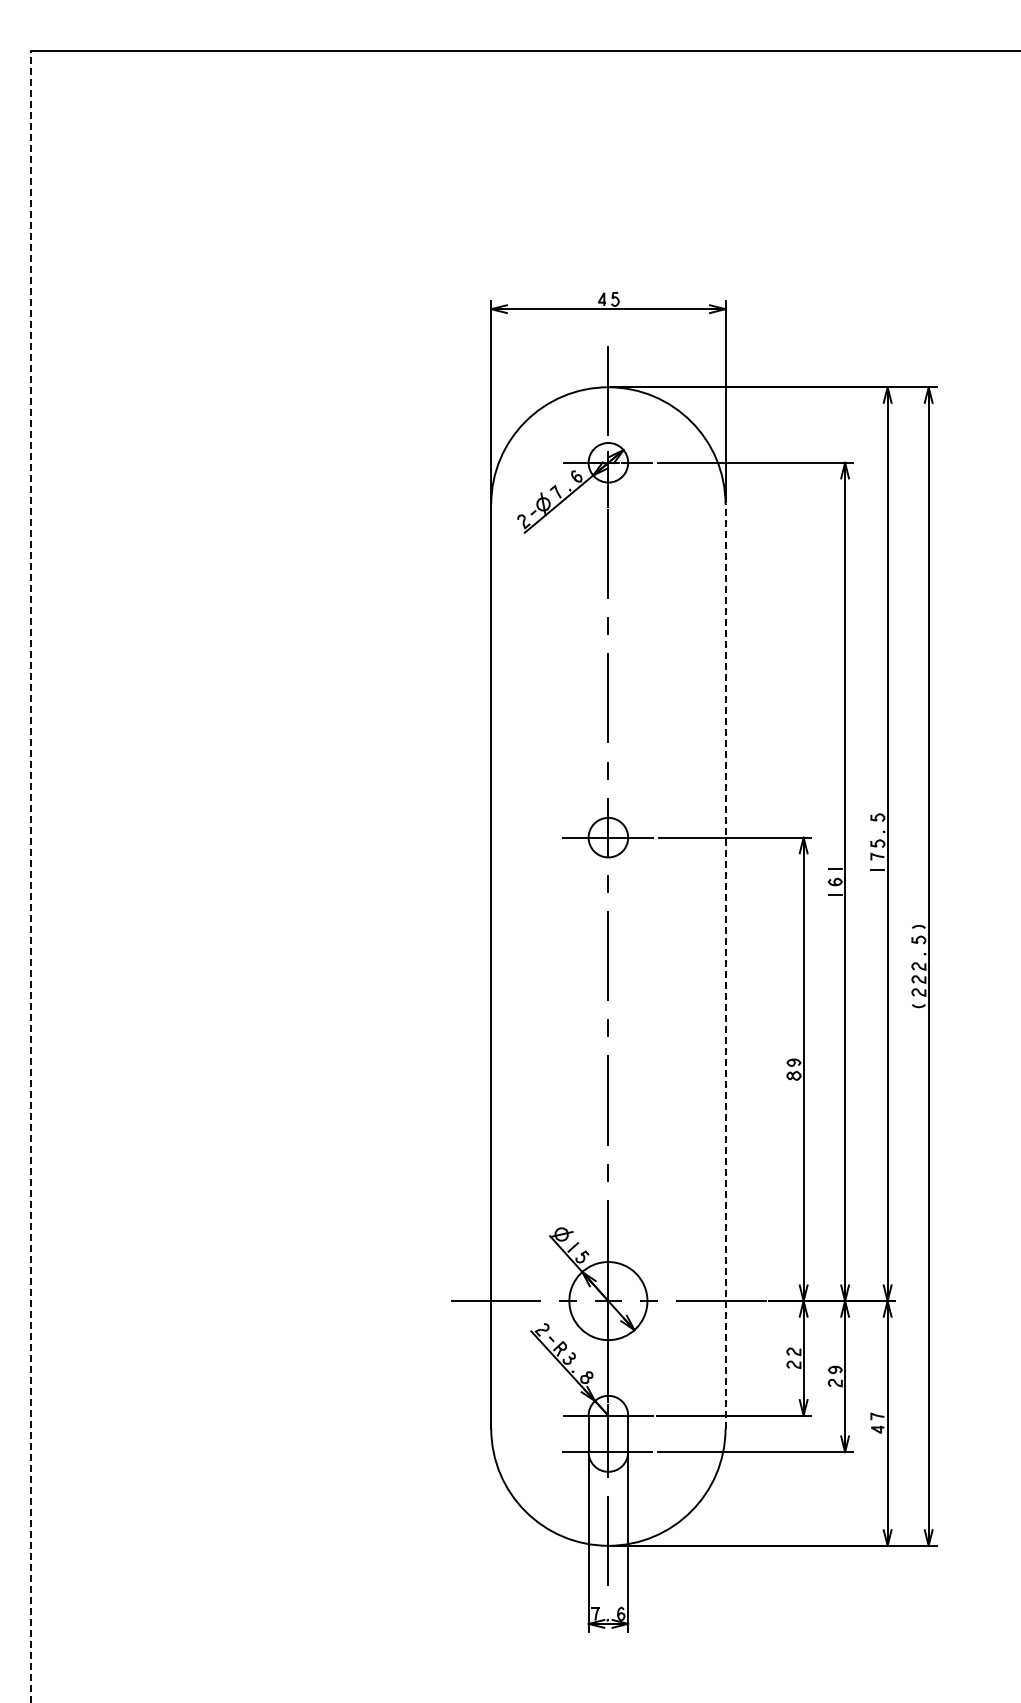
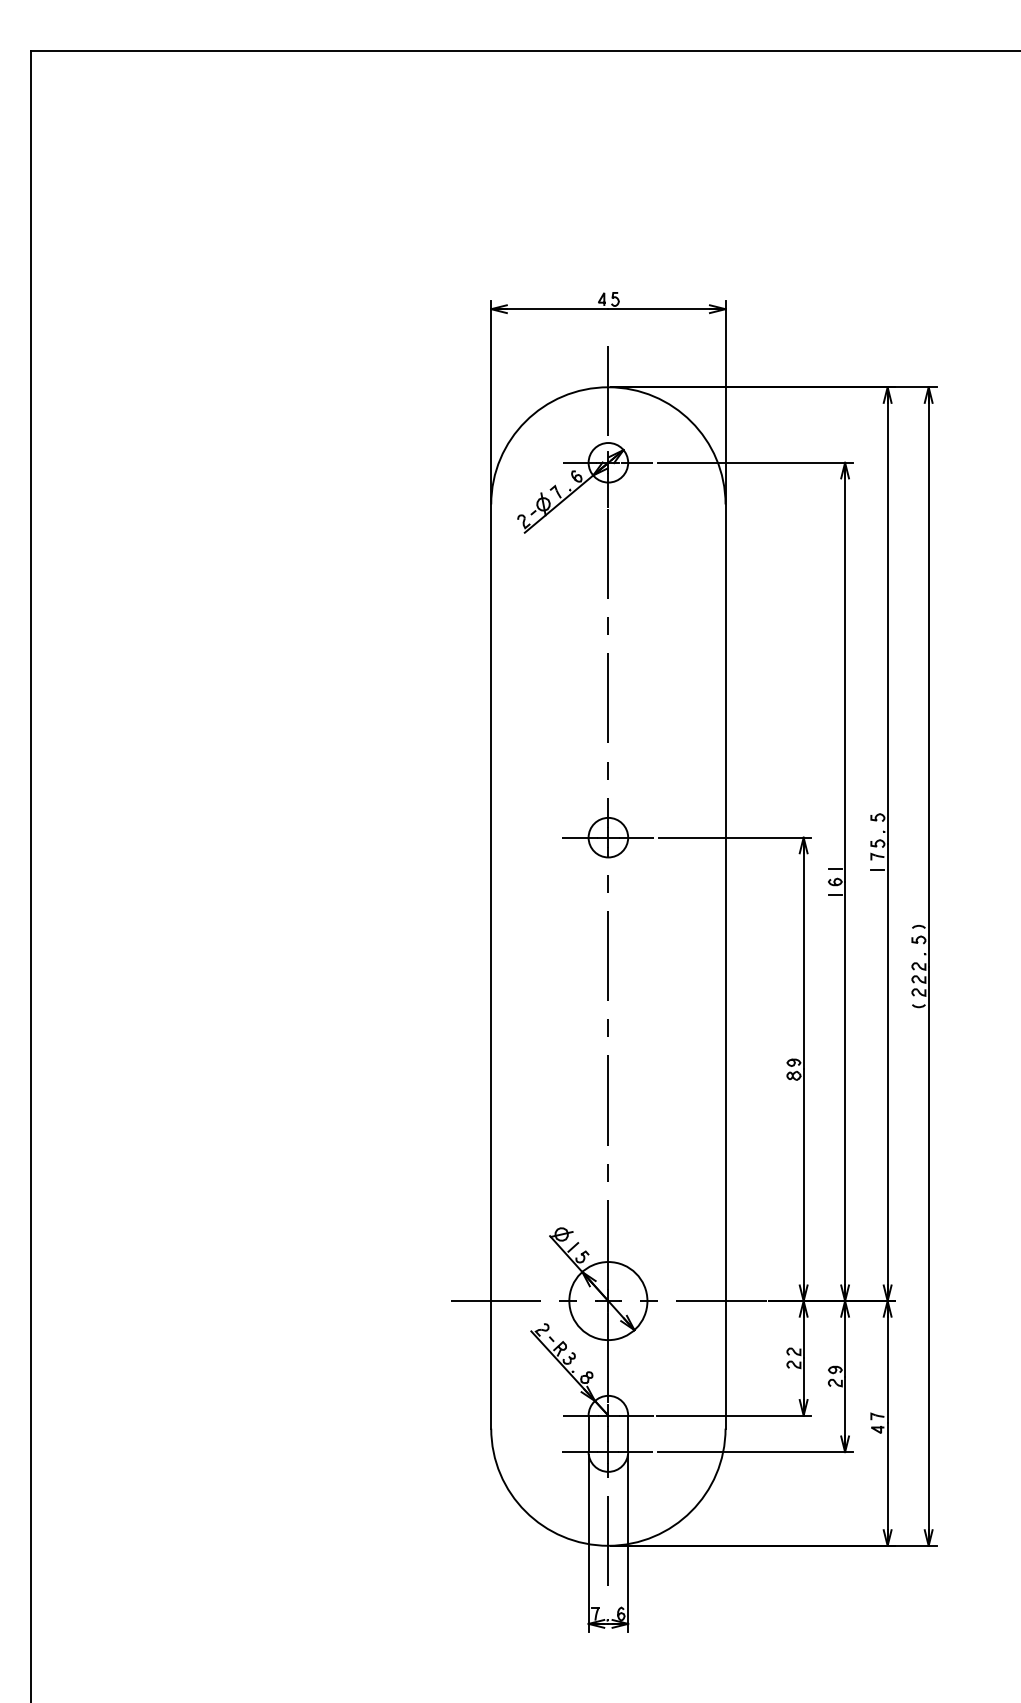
line: dashed -> solid (30, 876)
line: dashed -> solid (725, 966)
